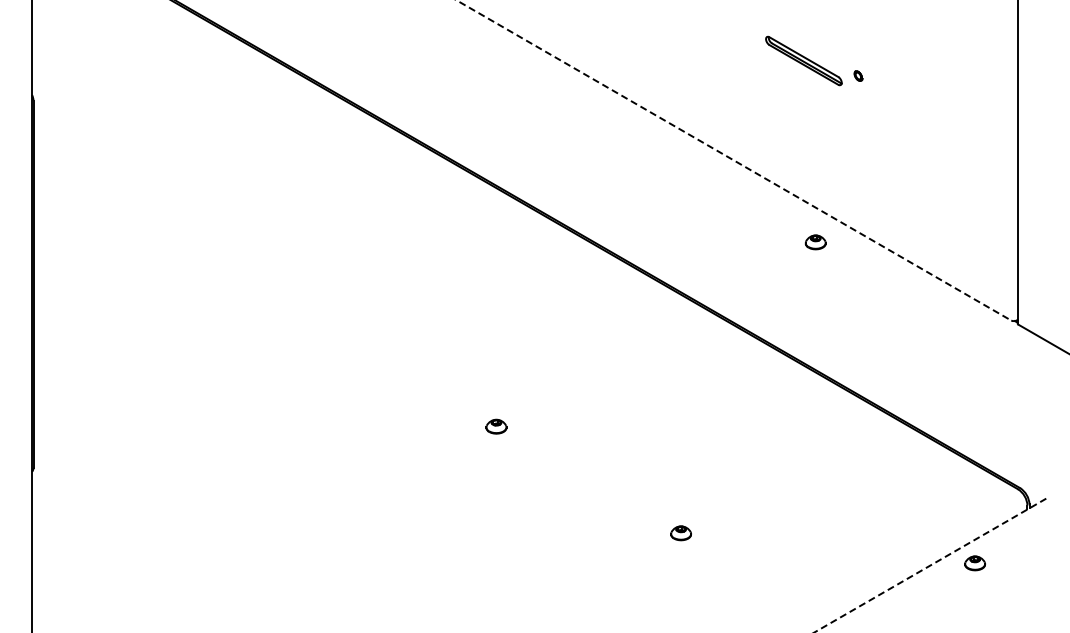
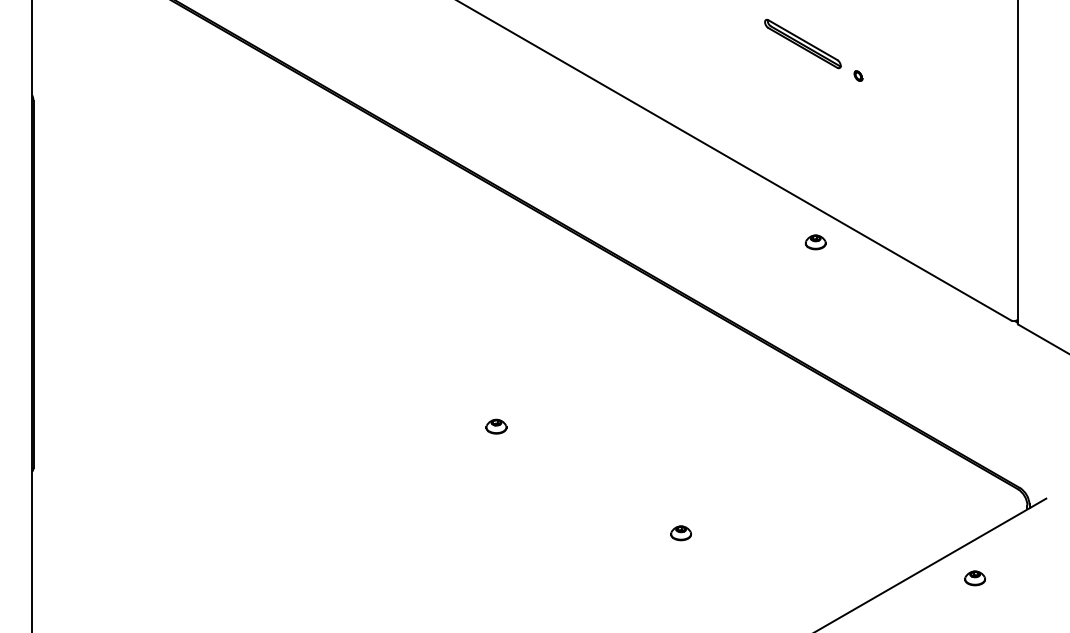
part position: (803, 60) -> (802, 43) (802, 43)
line: dashed -> solid (734, 160)
part position: (974, 563) -> (974, 578) (974, 578)
line: dashed -> solid (930, 565)
